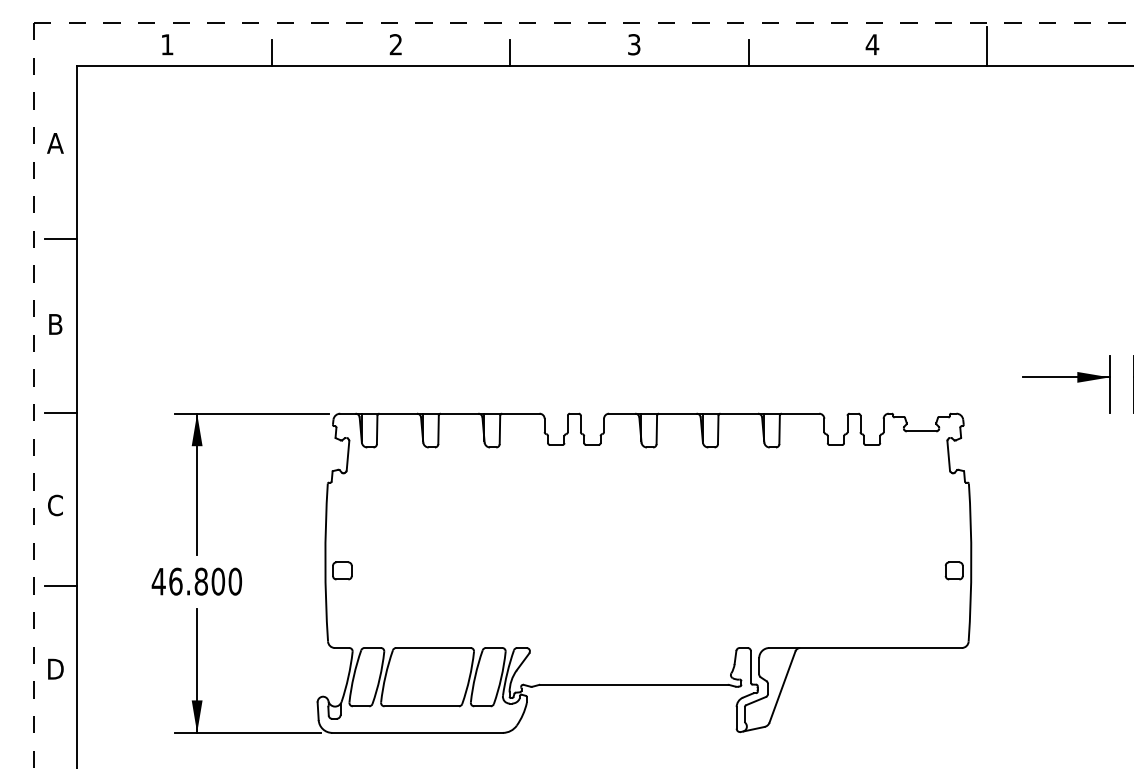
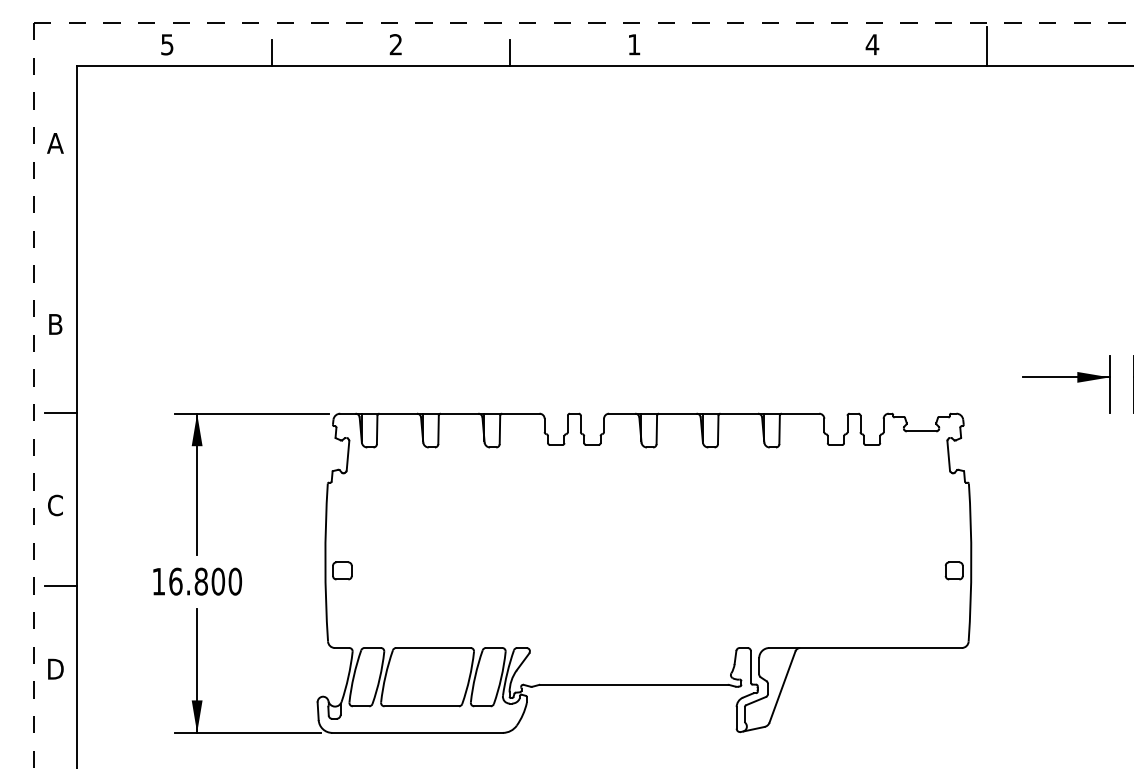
text: 1 -> 5 (167, 44)
text: 3 -> 1 (634, 44)
line: present -> none (748, 53)
line: present -> none (61, 239)
text: 46.800 -> 16.800 (158, 581)
